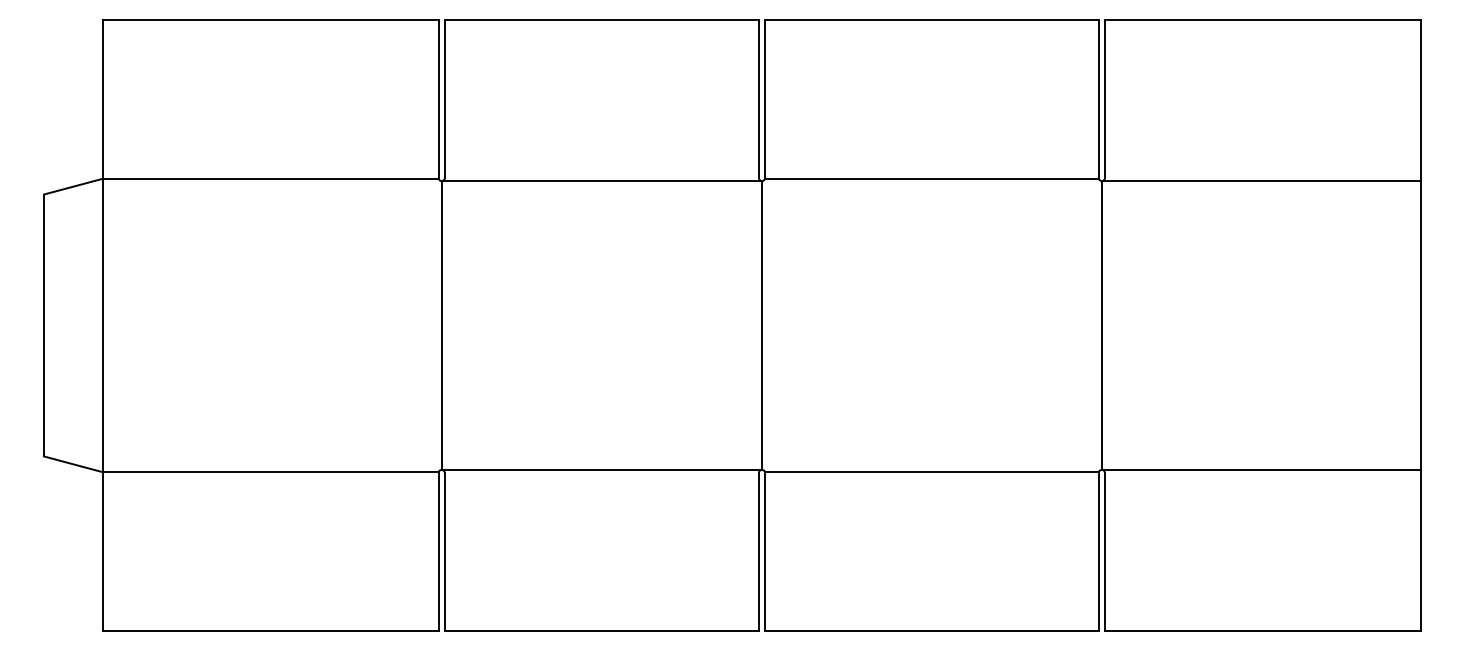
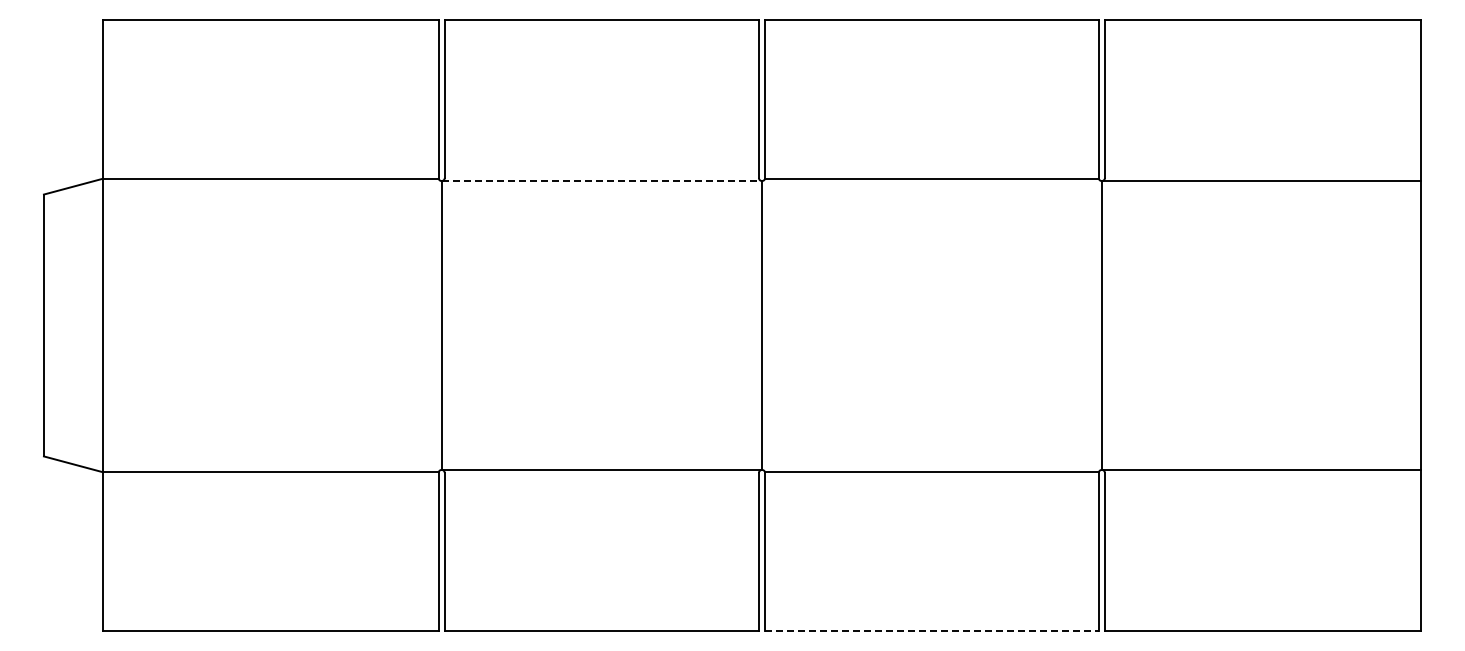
line: solid -> dashed (602, 181)
line: solid -> dashed (931, 631)
